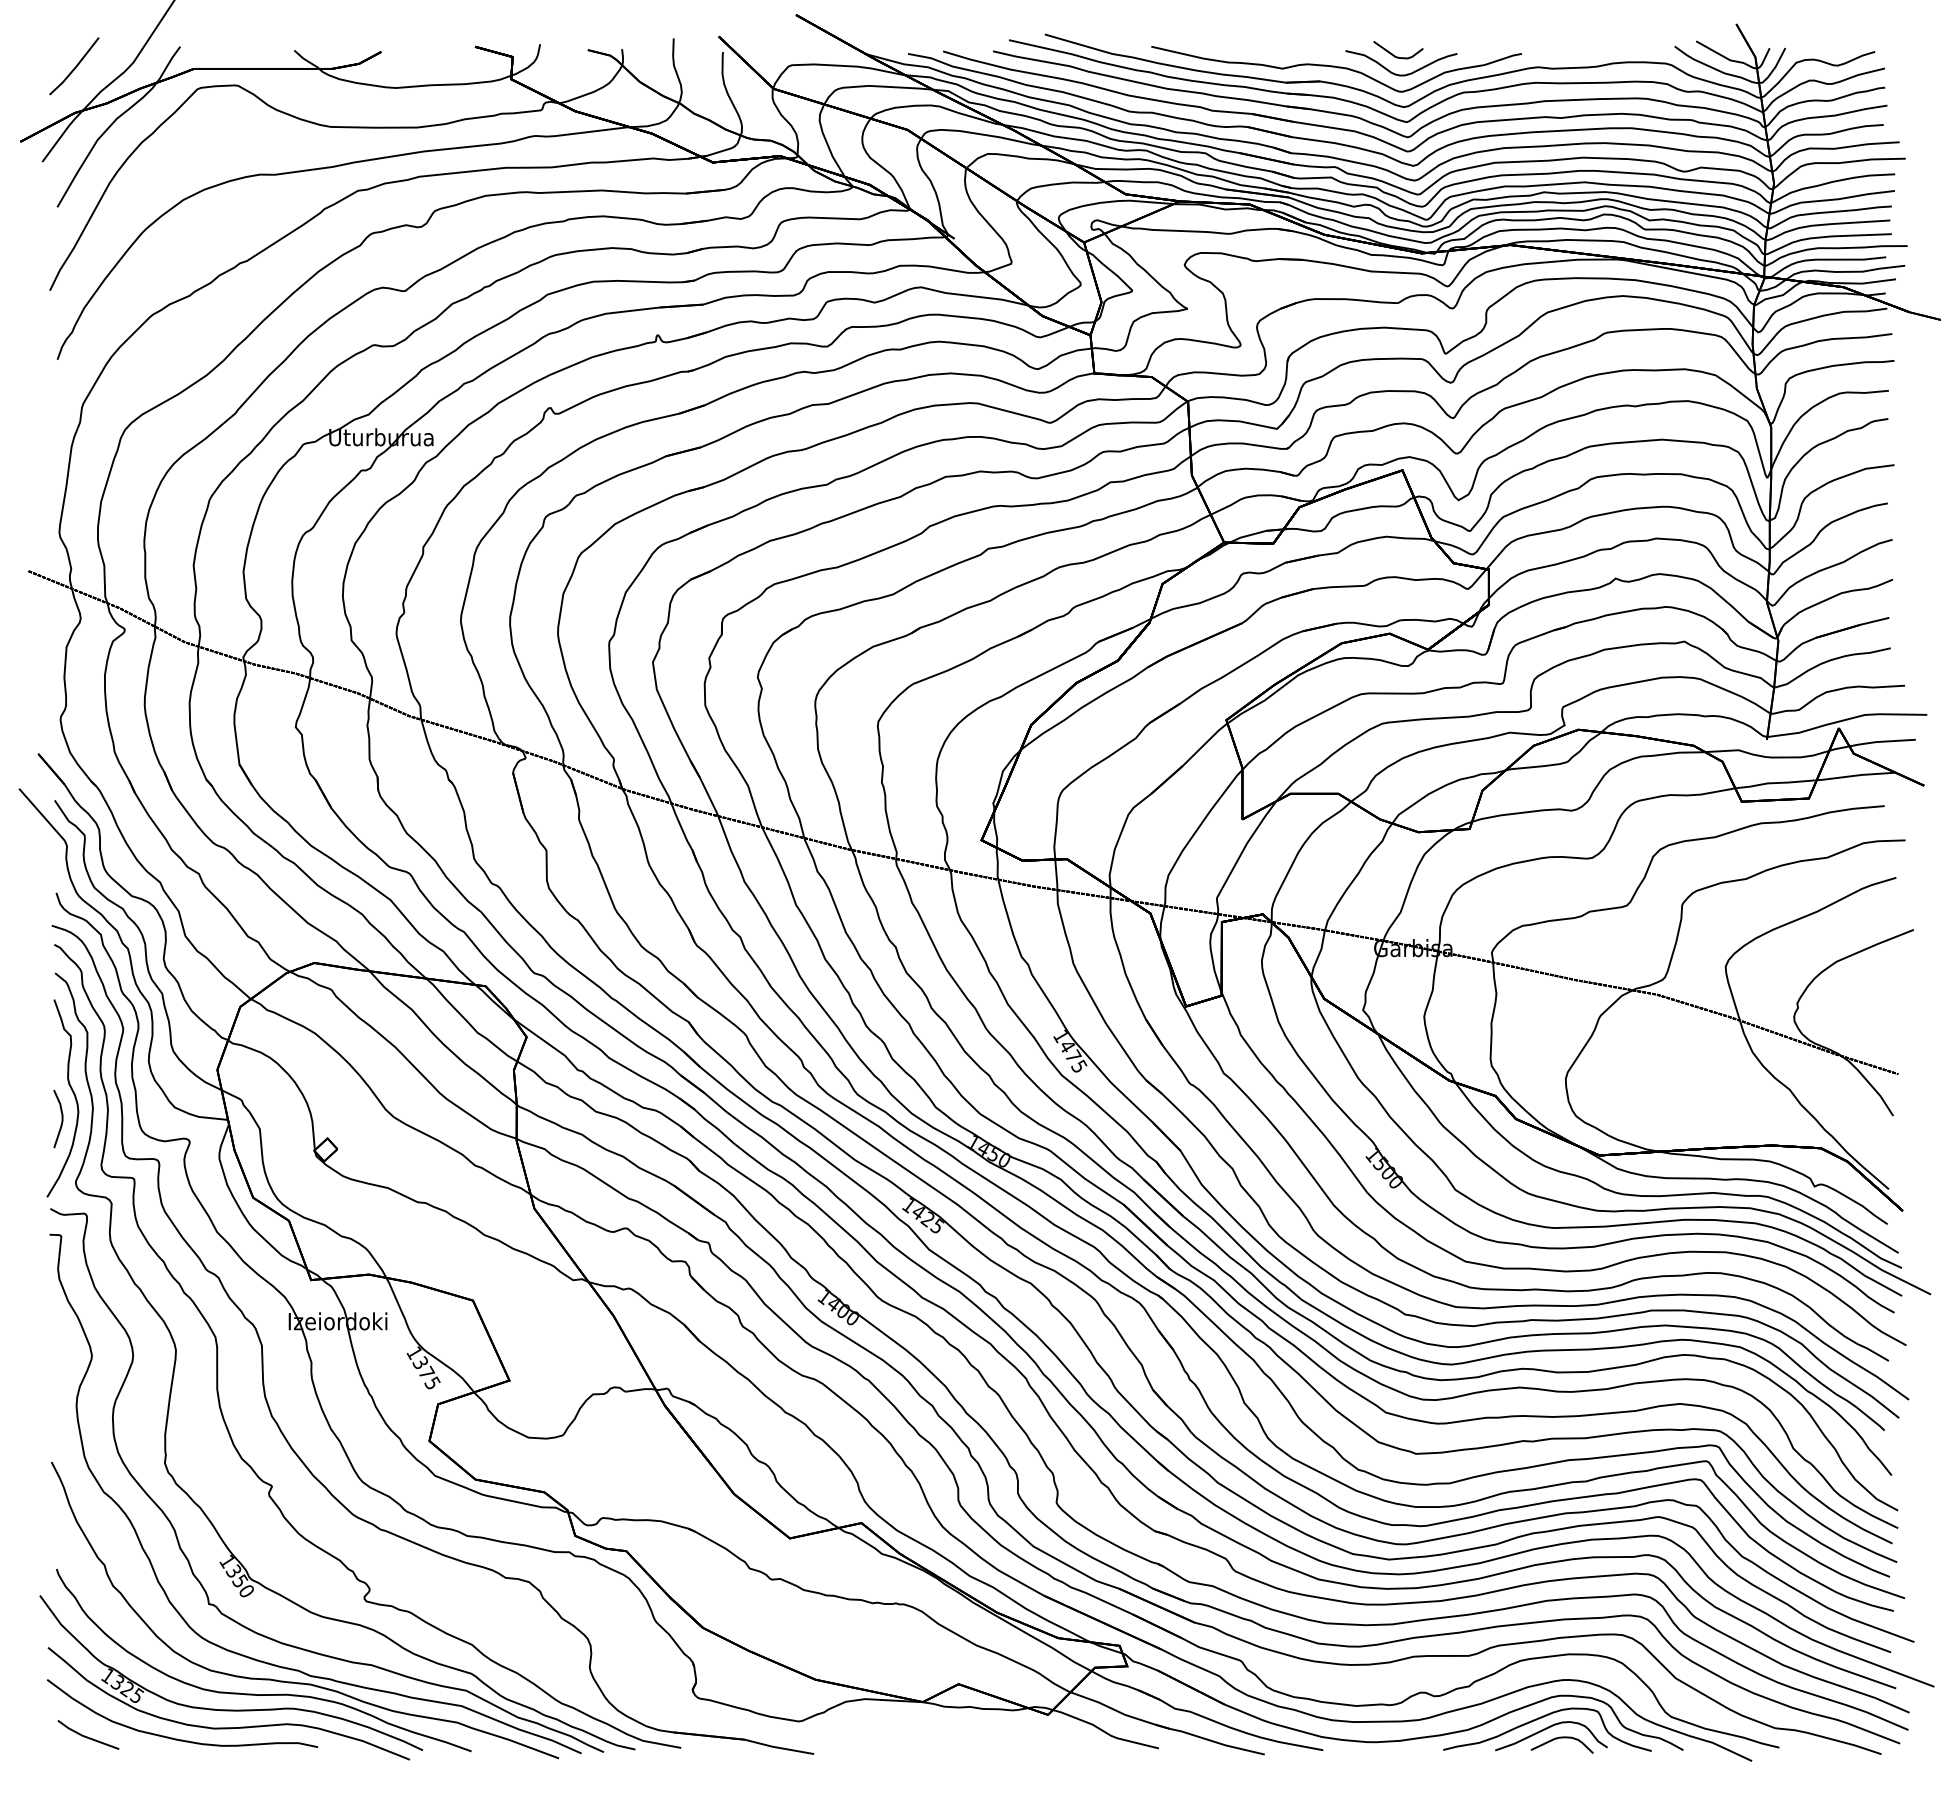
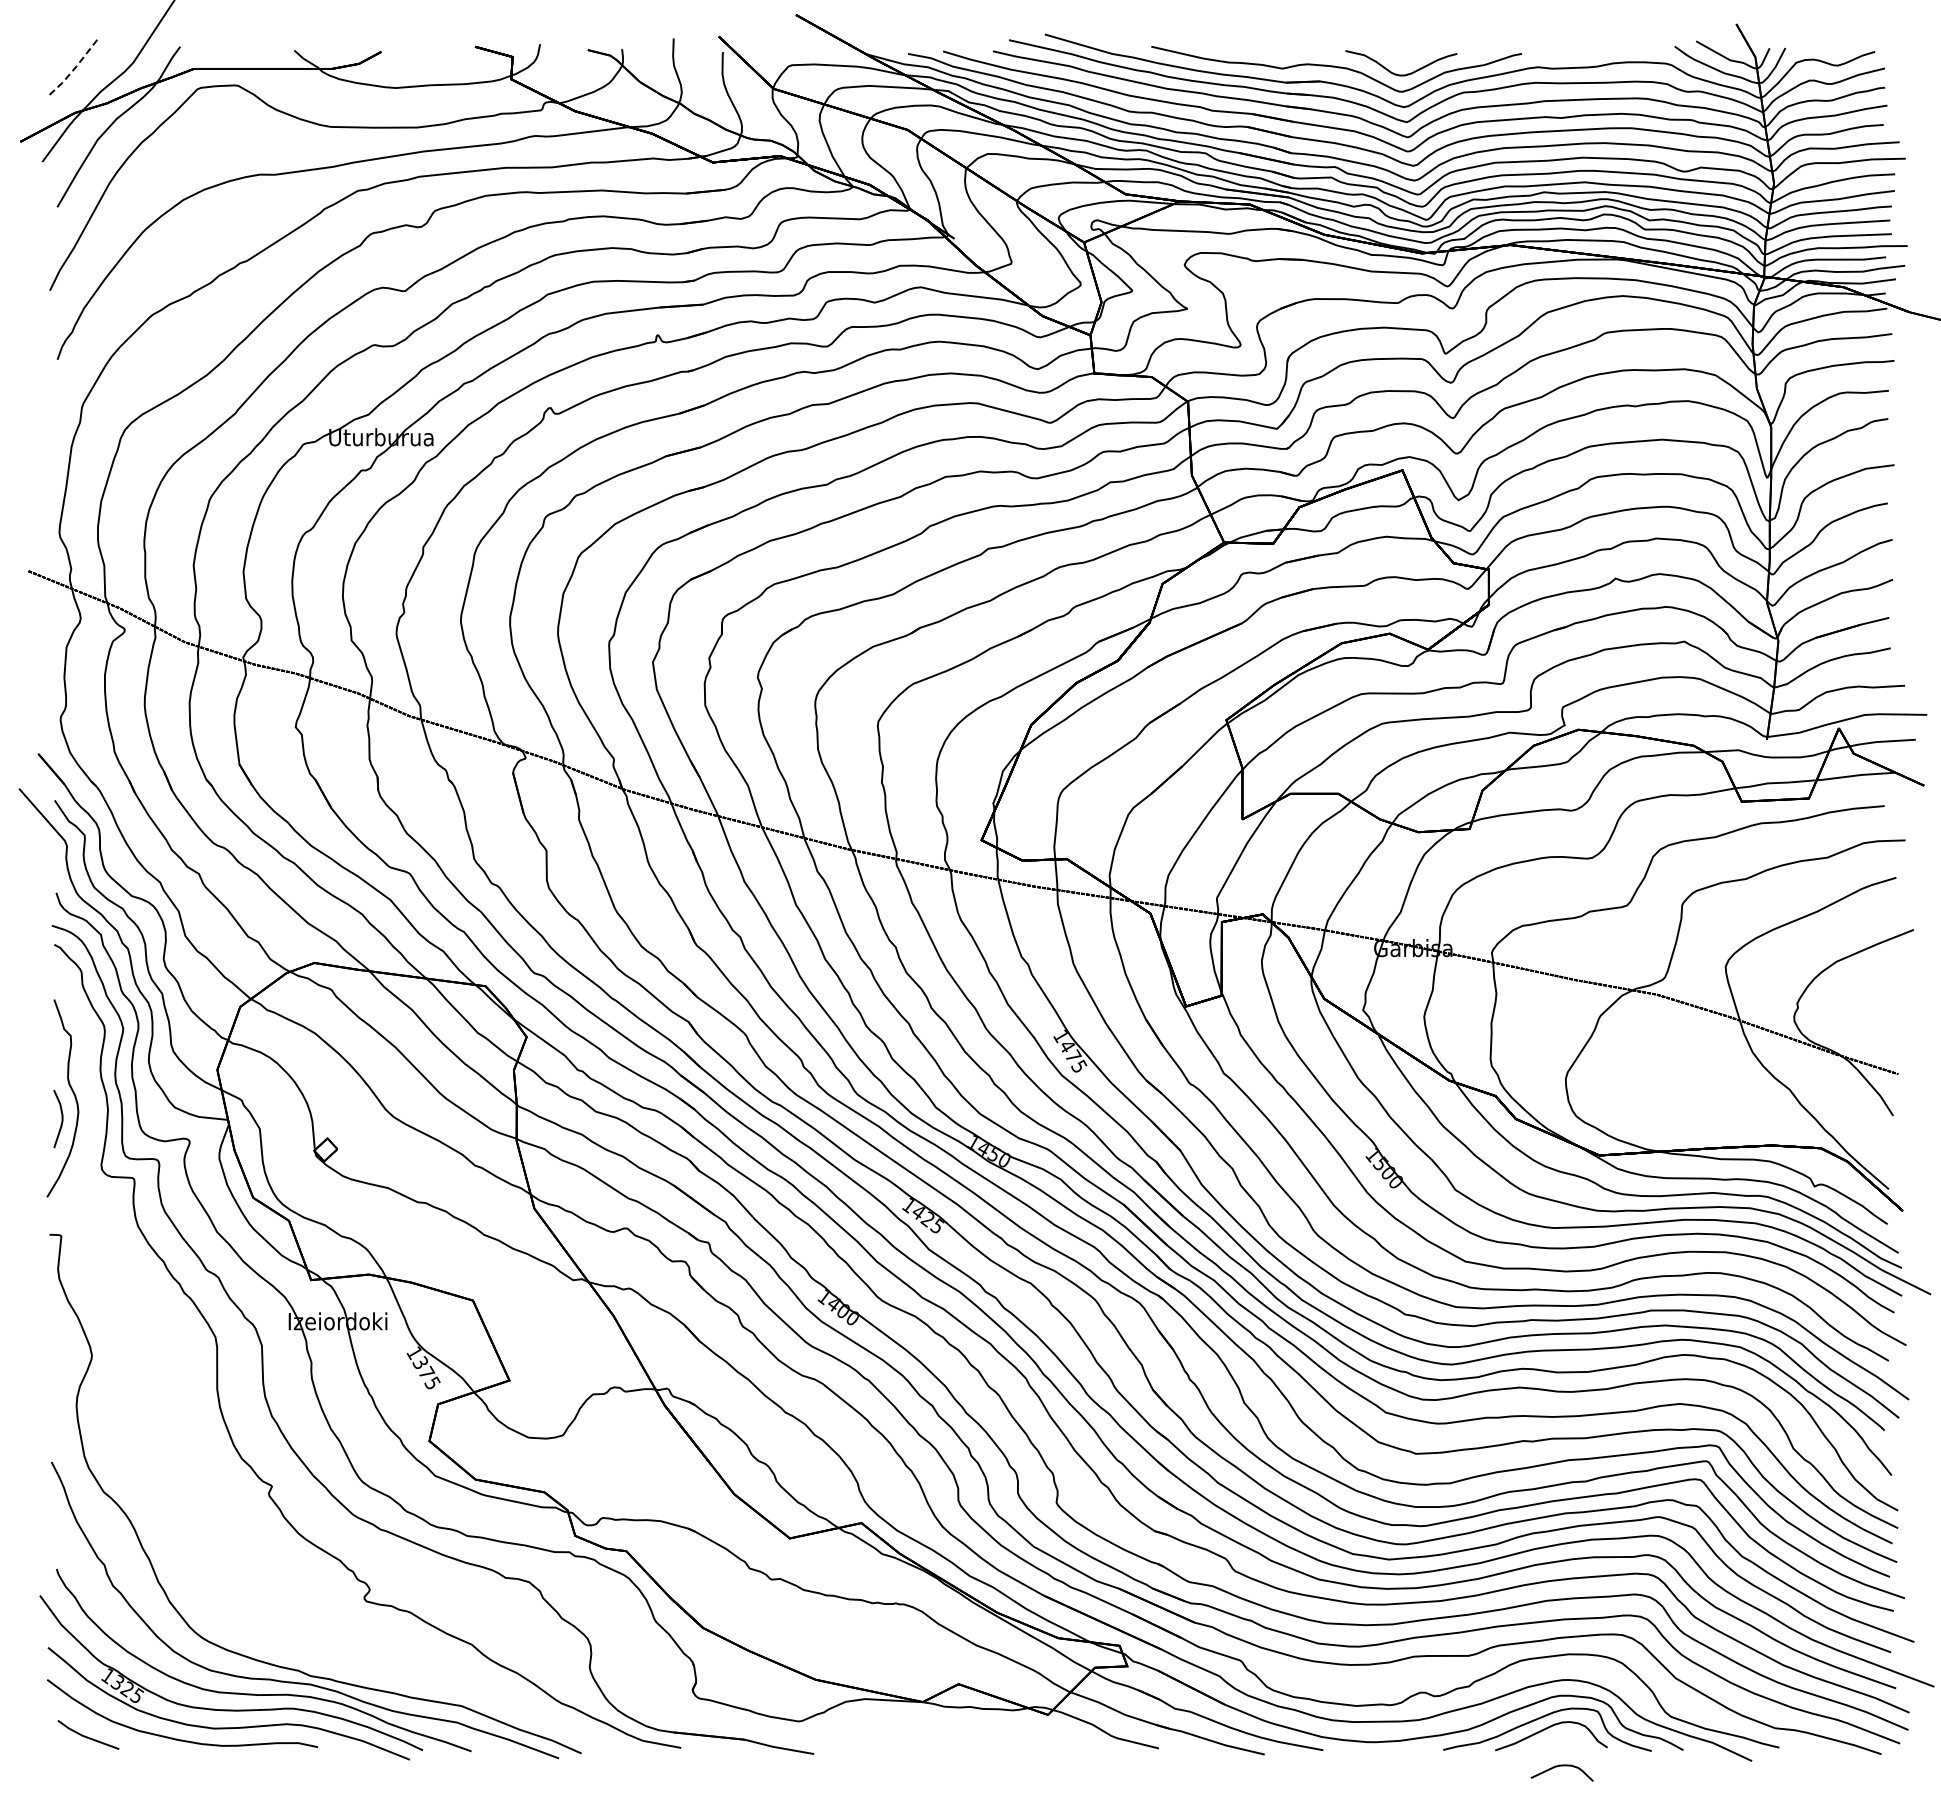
curve: present -> none (1395, 55)
line: solid -> dashed (75, 67)
part: present -> none (176, 1361)
curve position: (1561, 1738) -> (1561, 1766) (1561, 1766)
